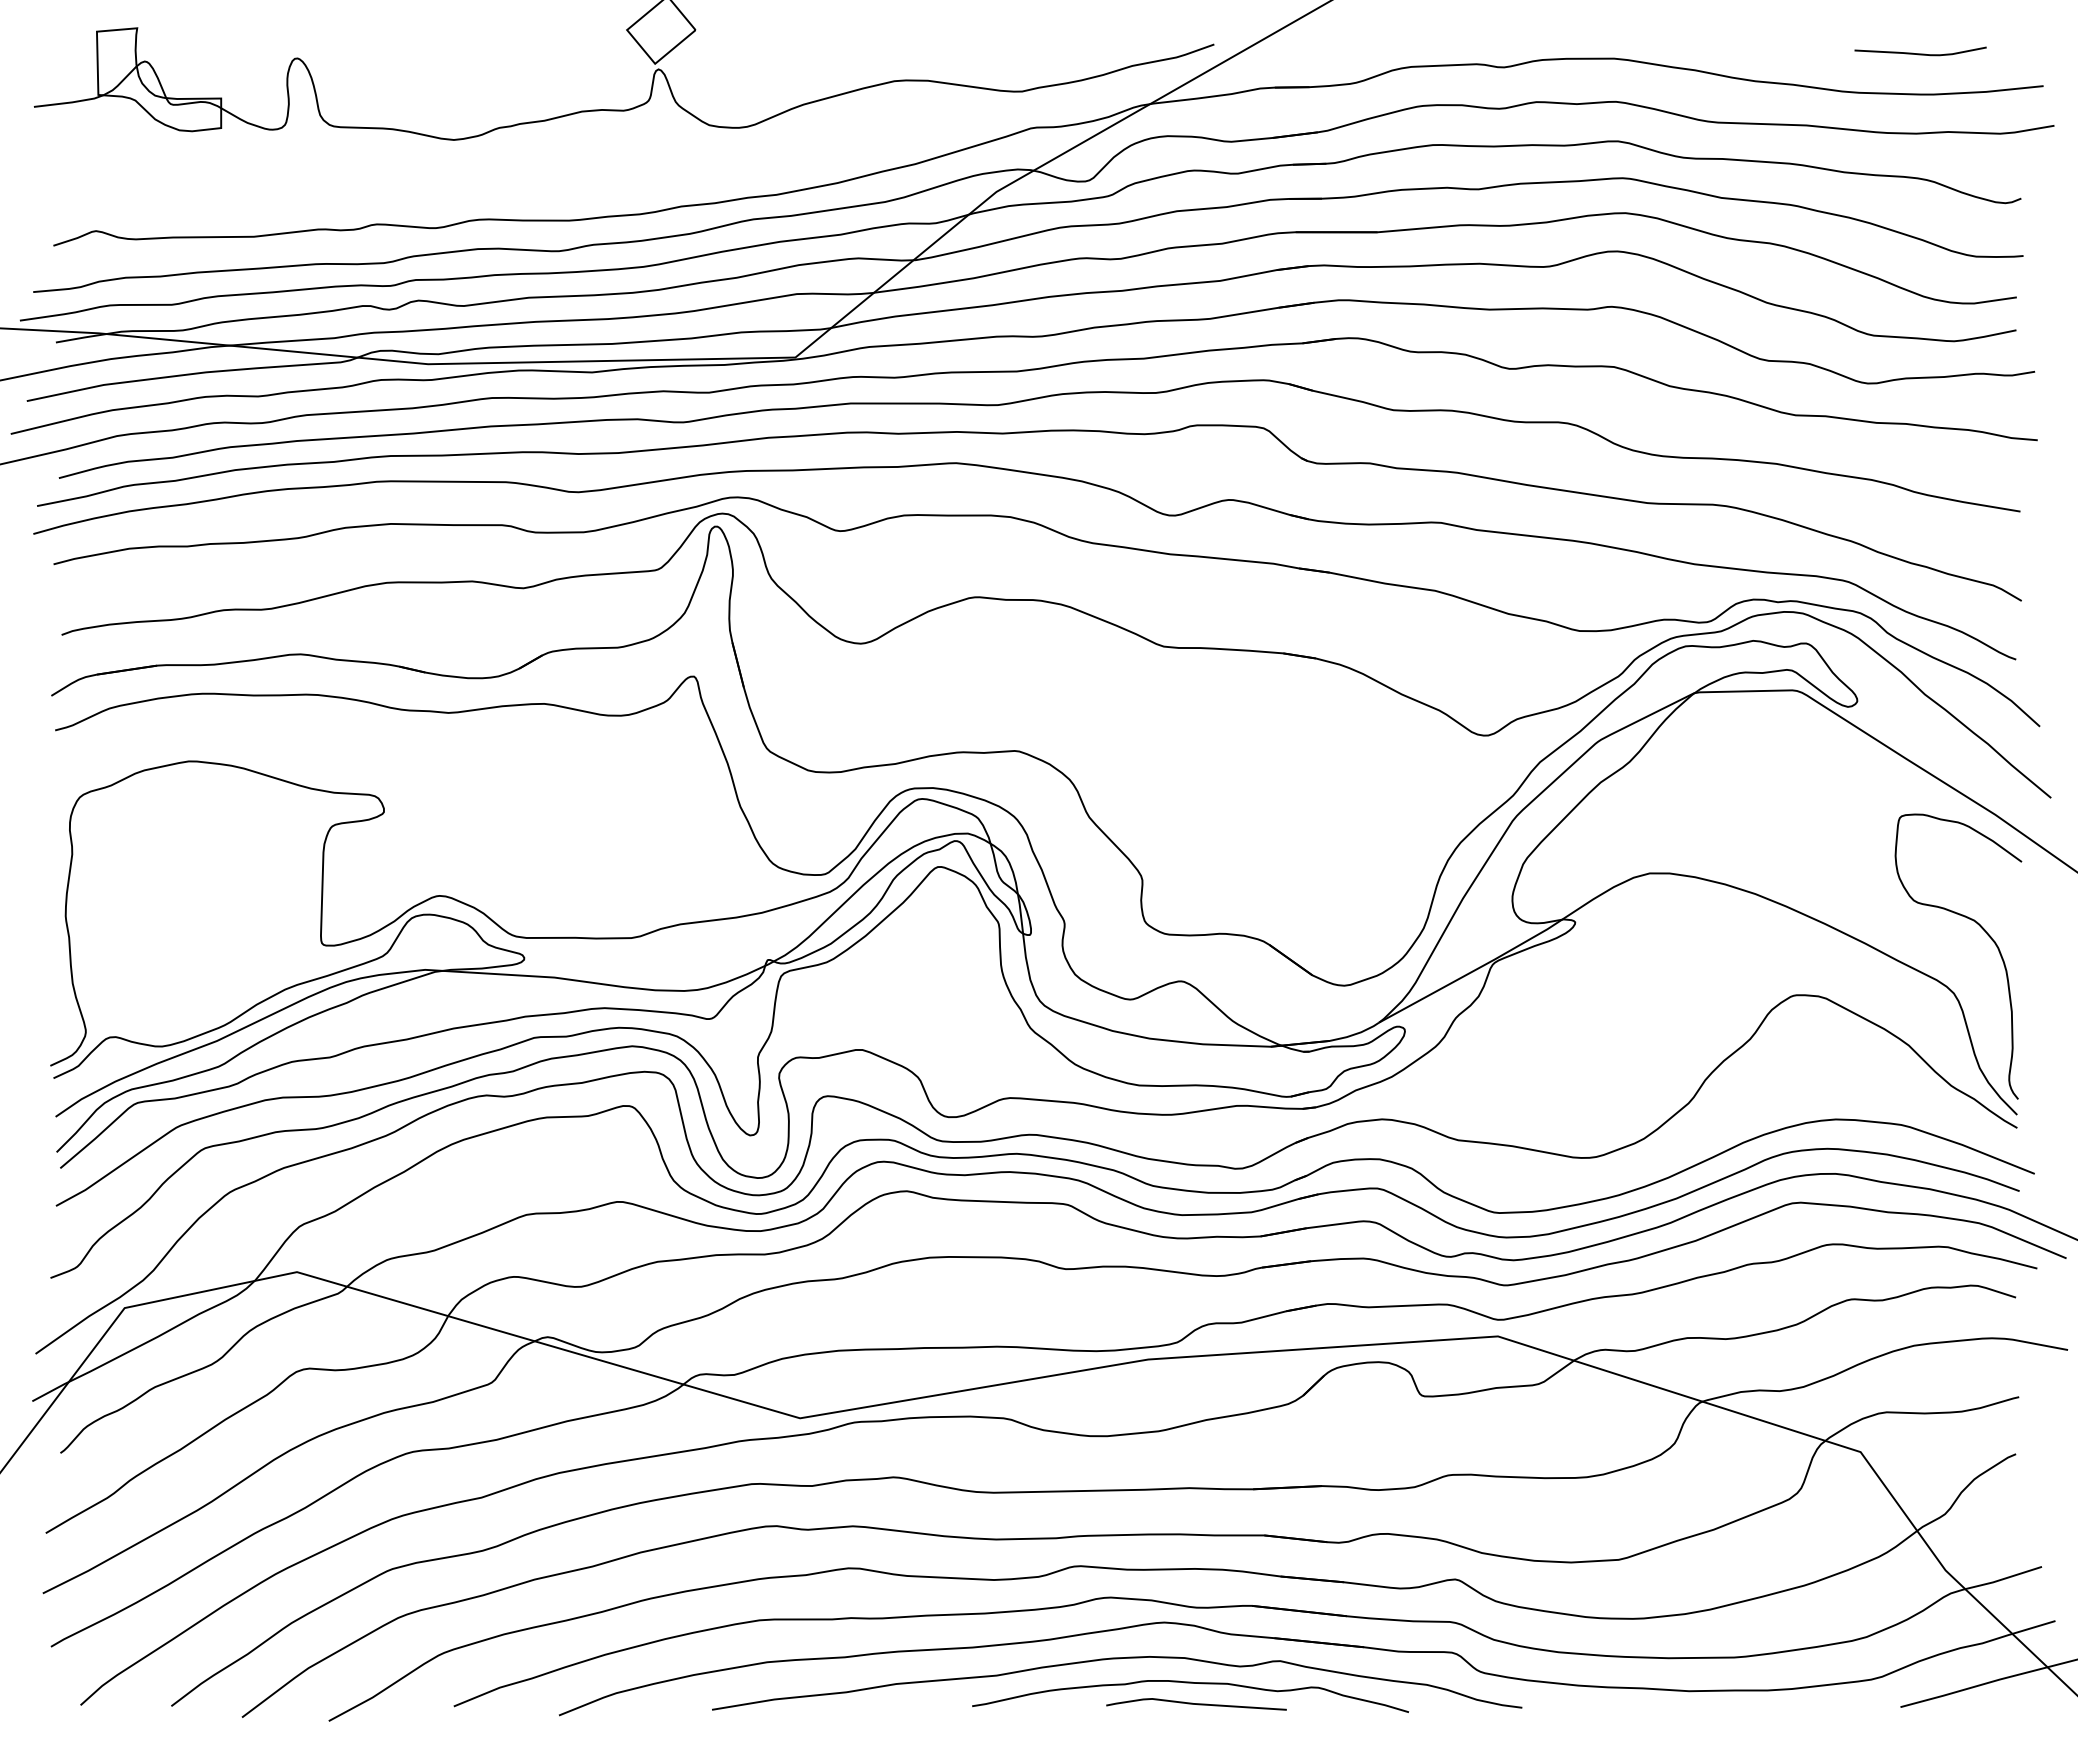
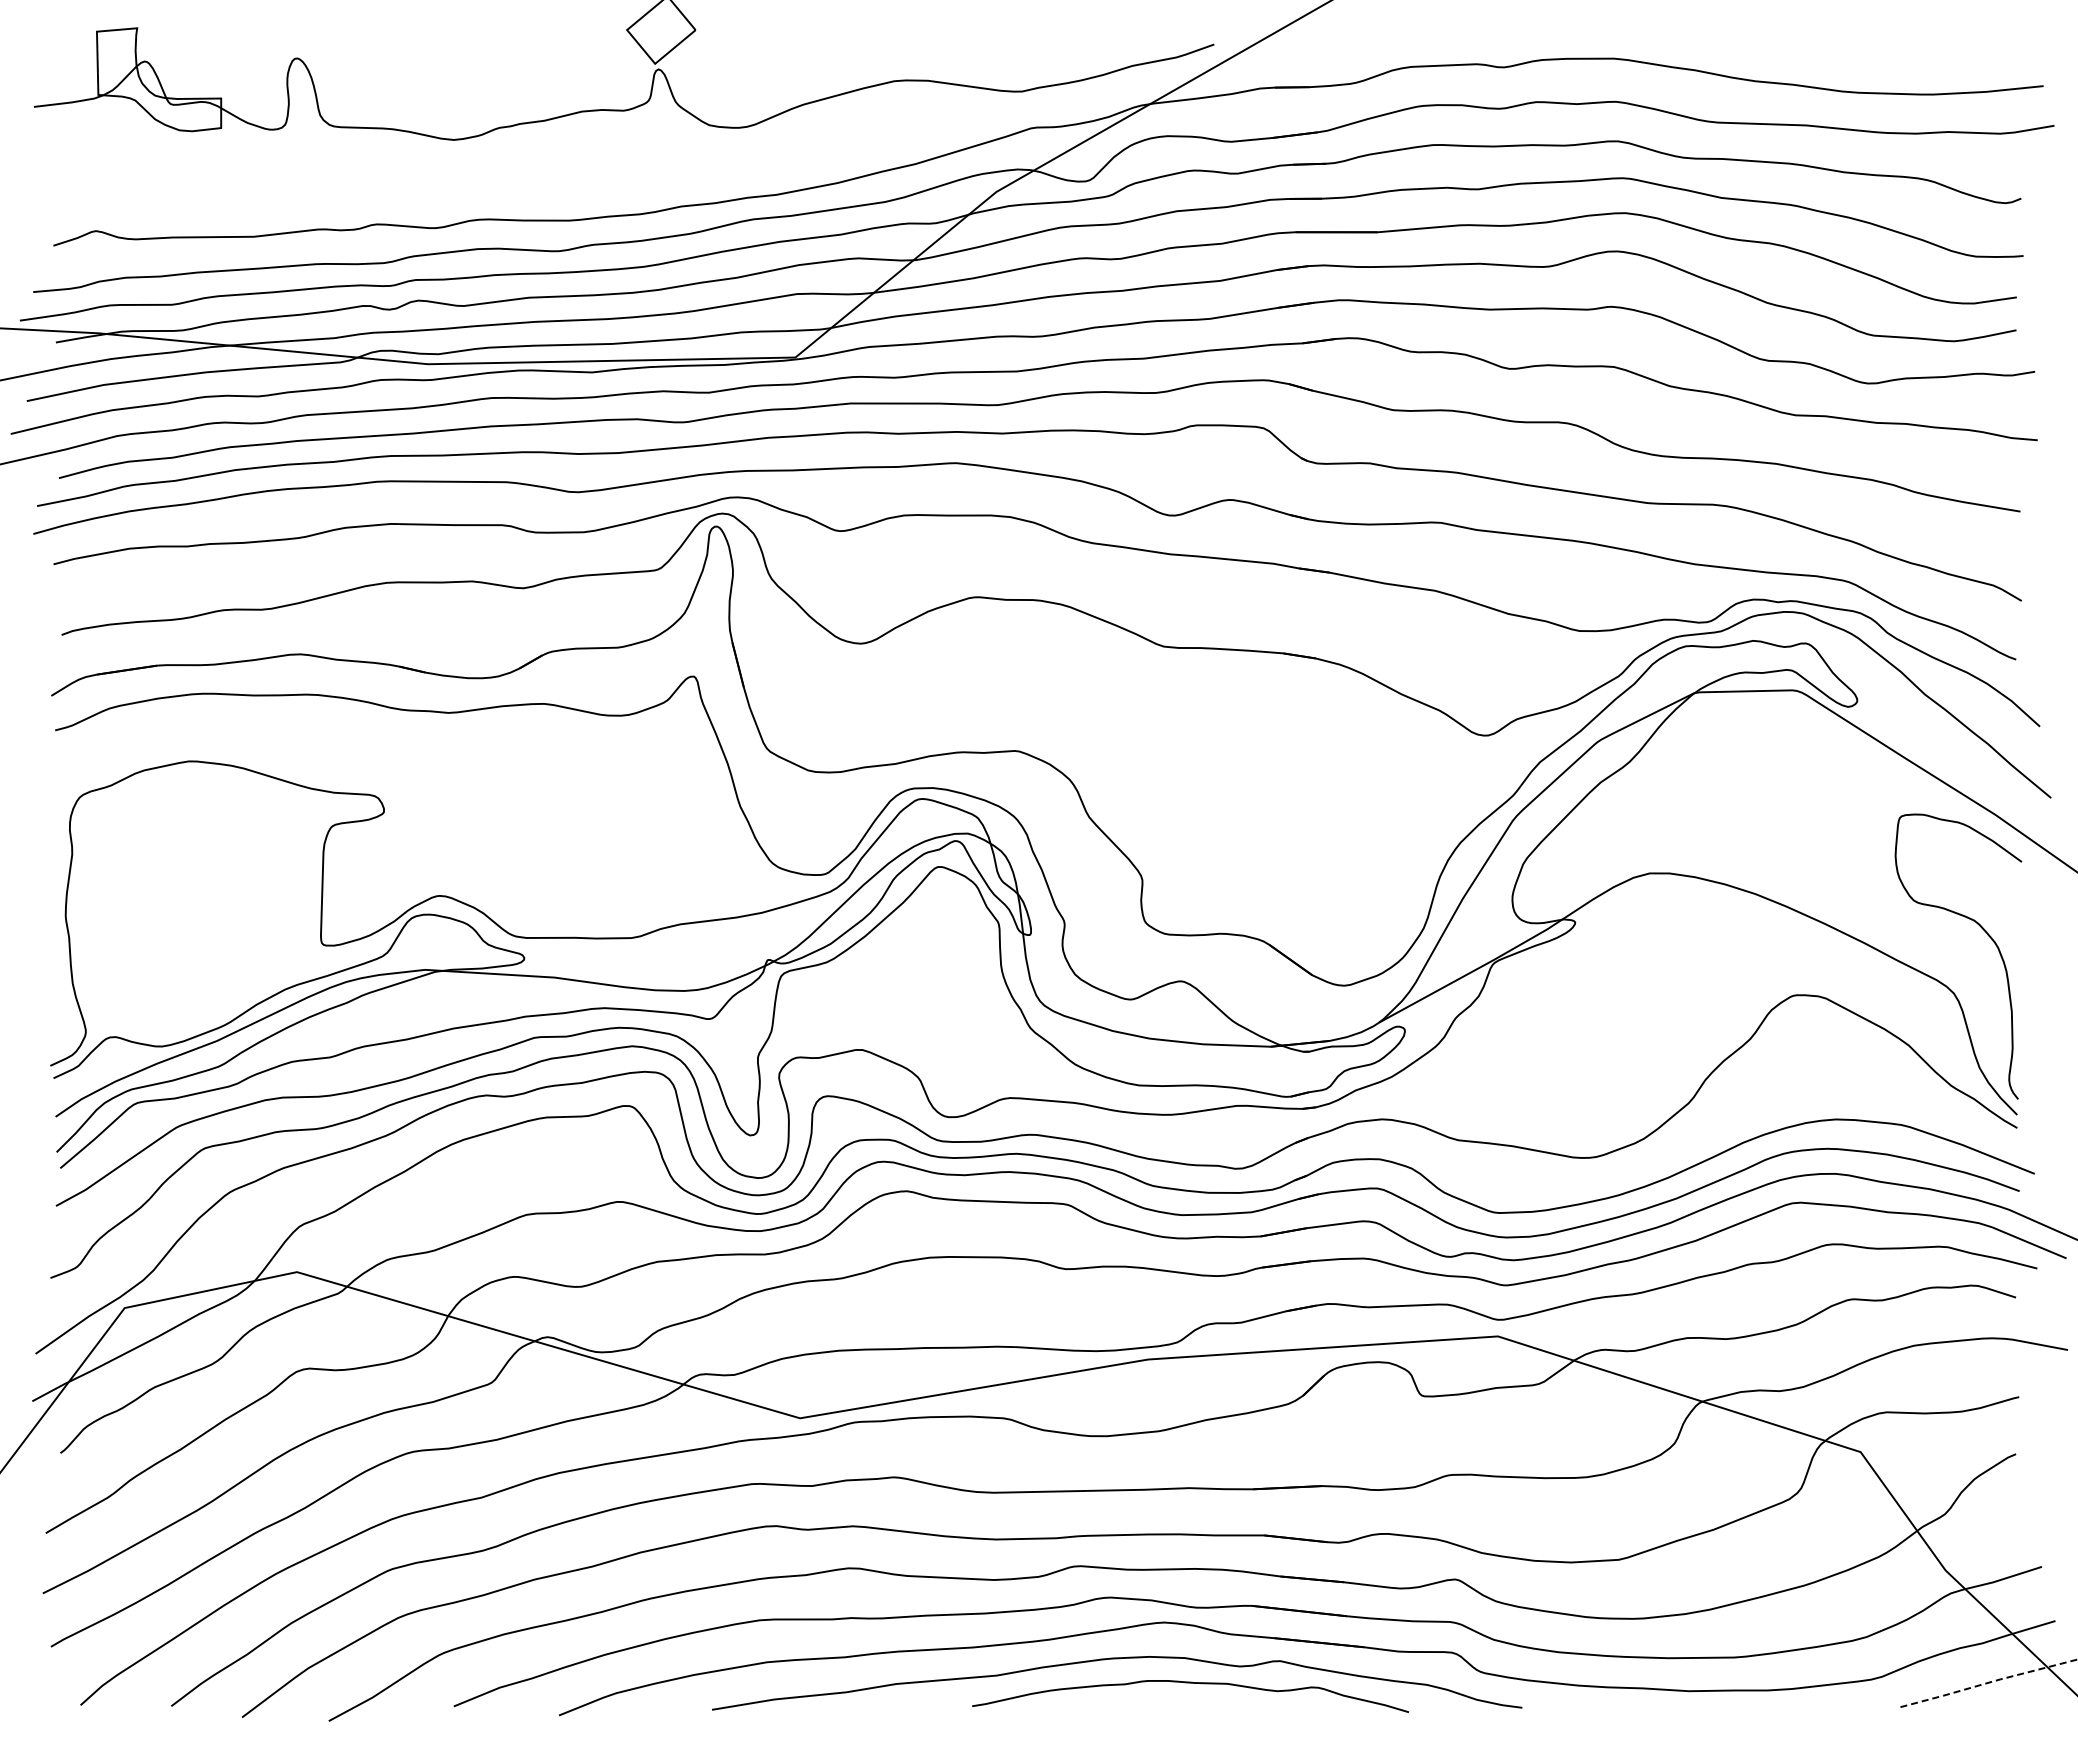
curve: present -> none (1920, 53)
line: solid -> dashed (1988, 1682)
curve: present -> none (1196, 1704)
